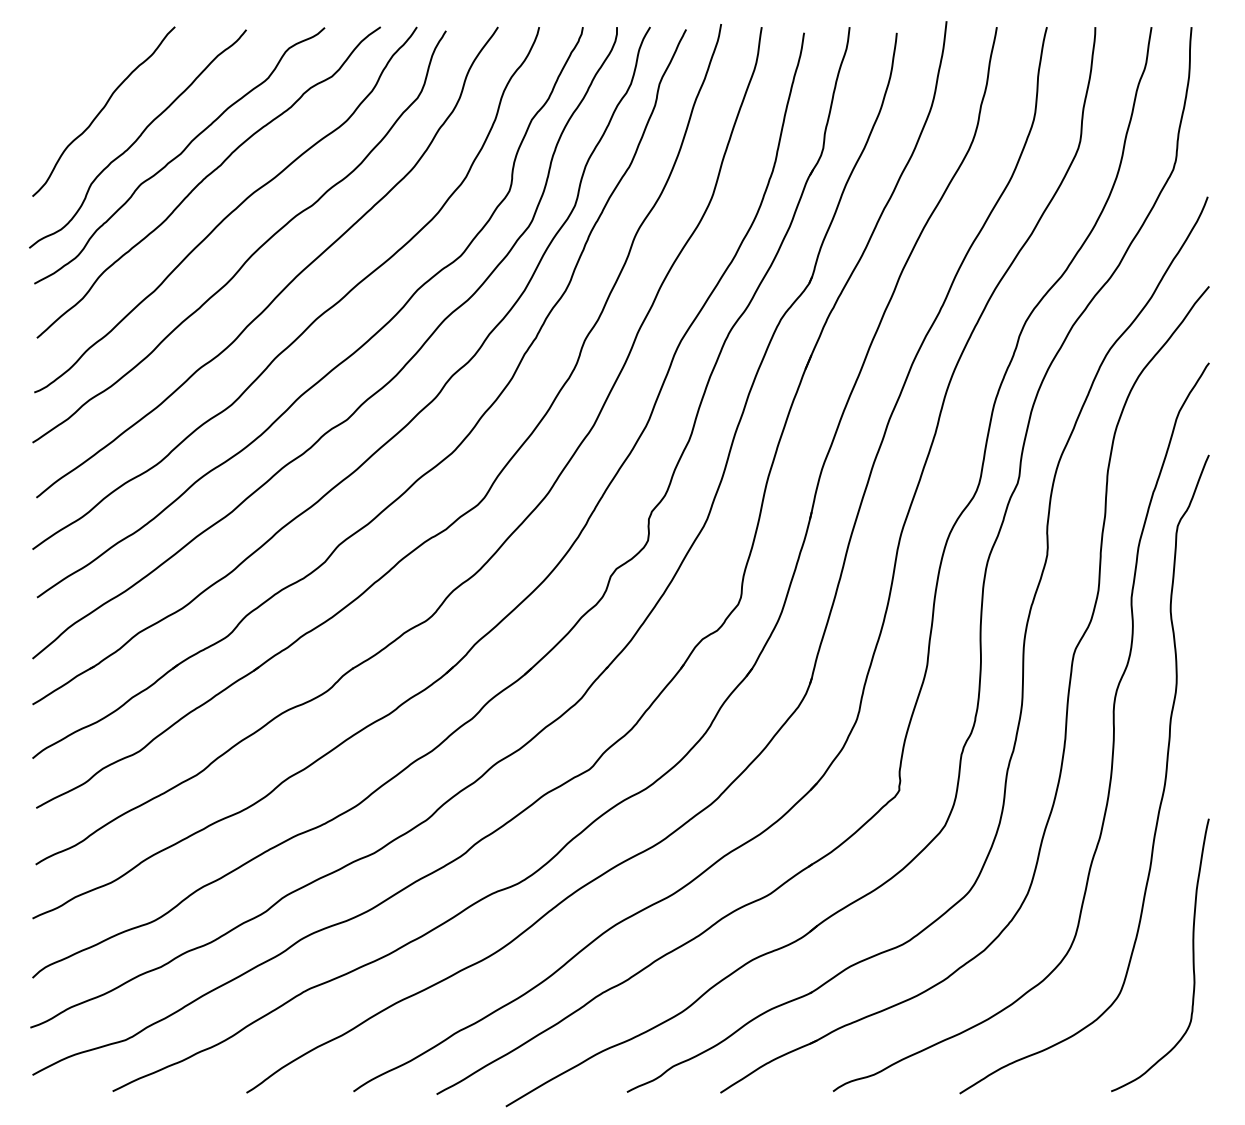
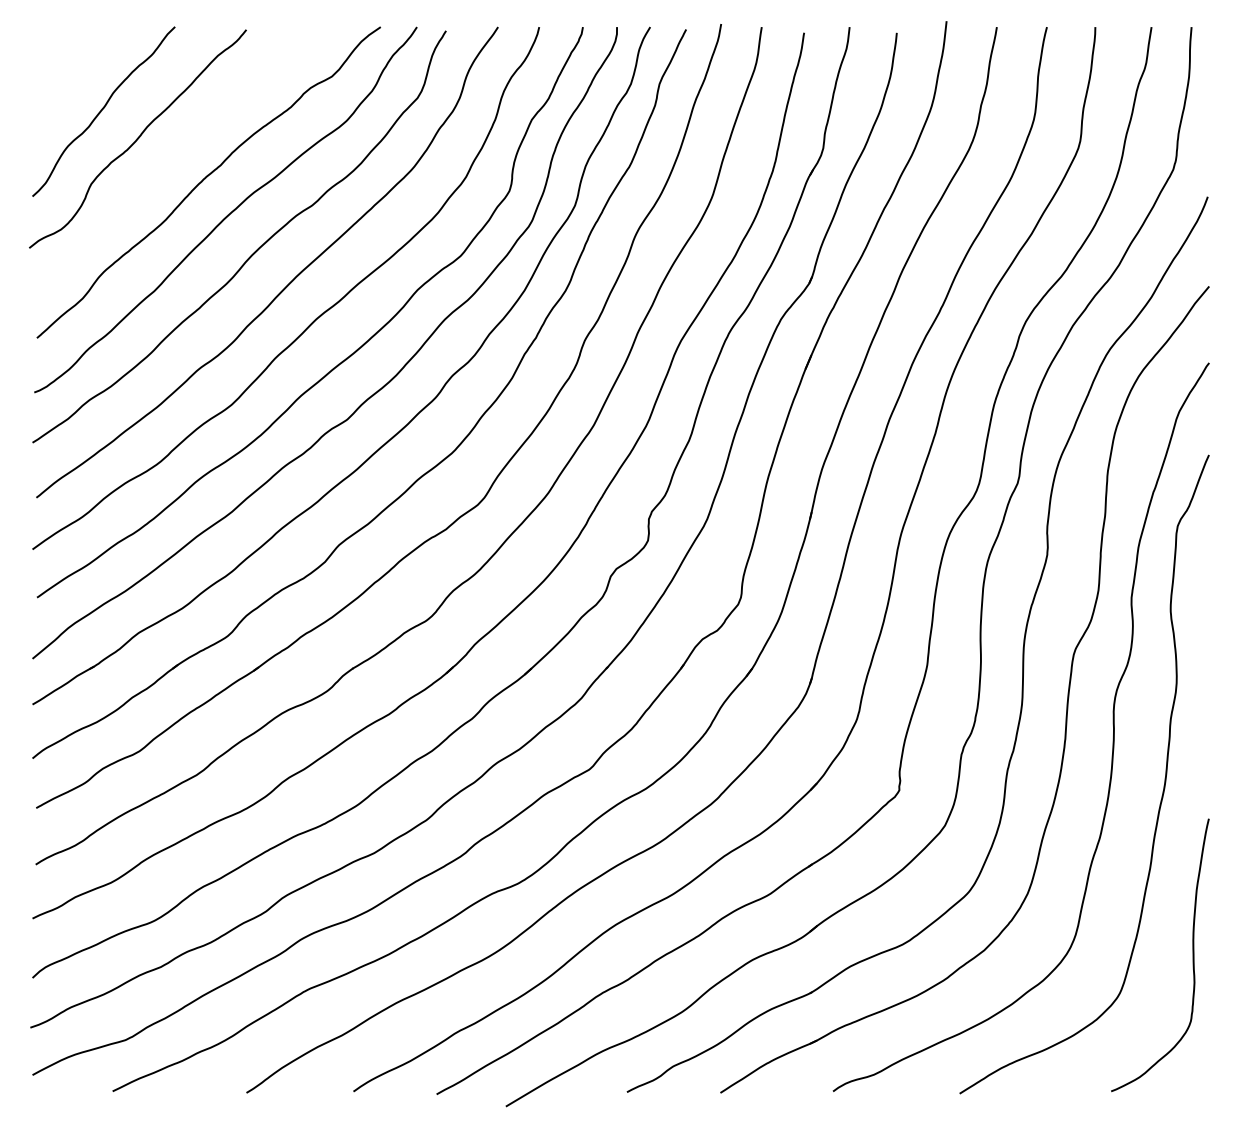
curve: present -> none (179, 155)
